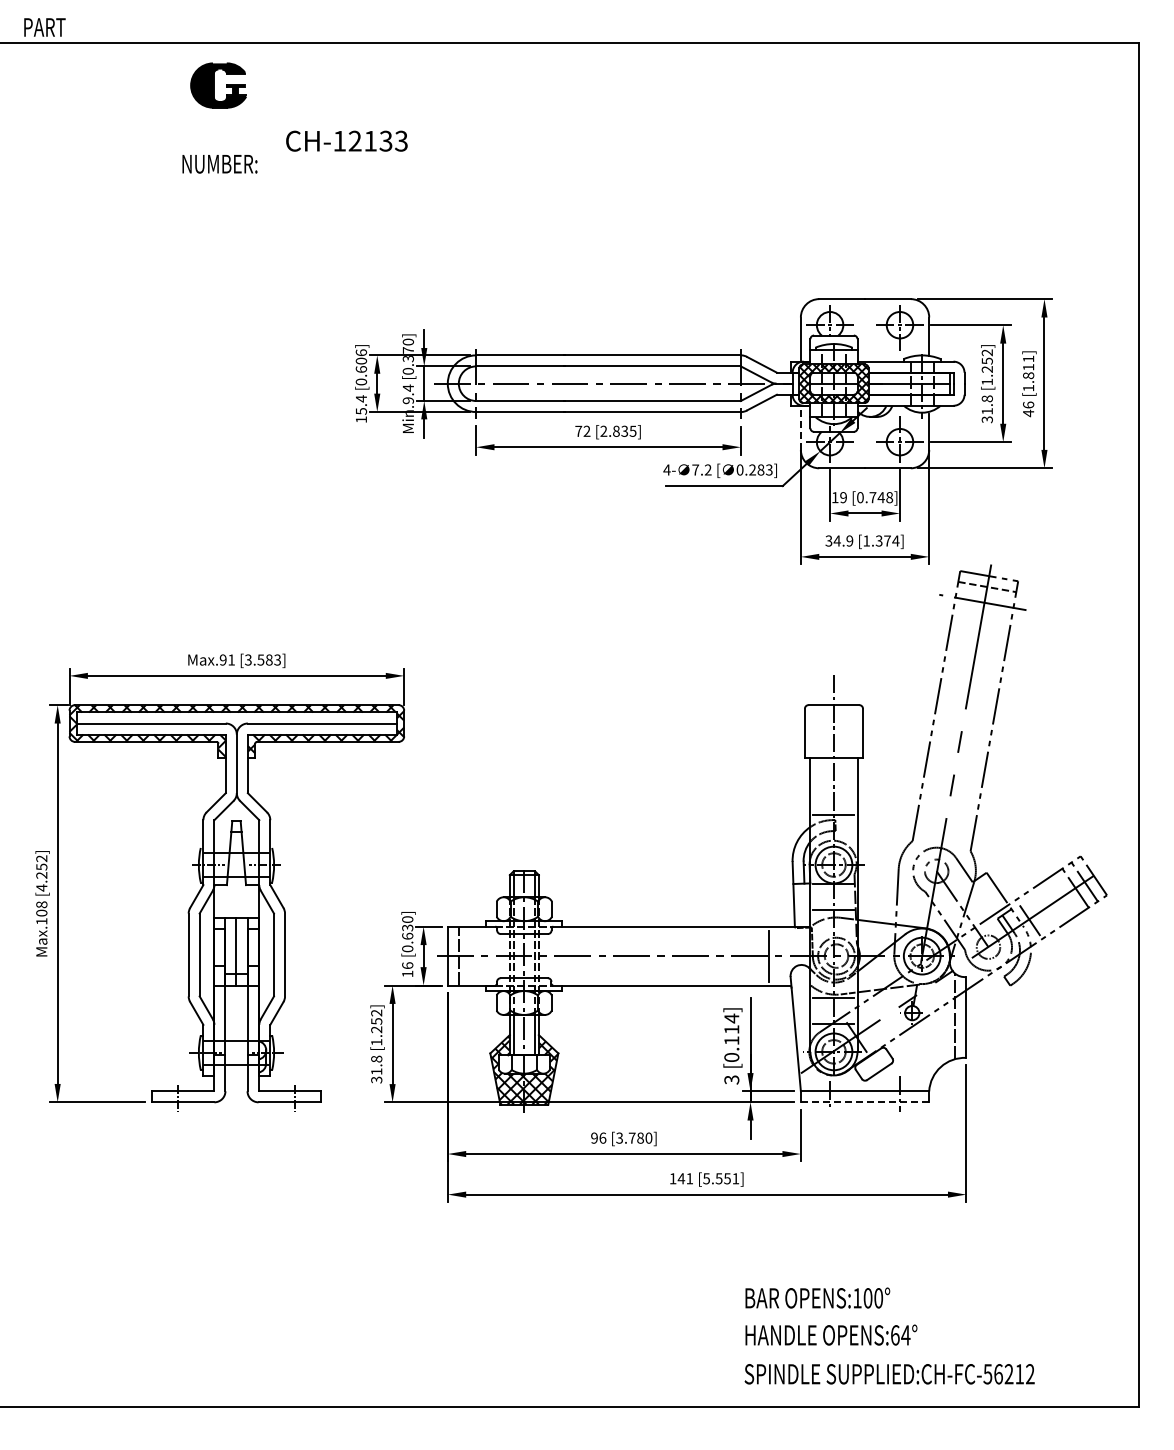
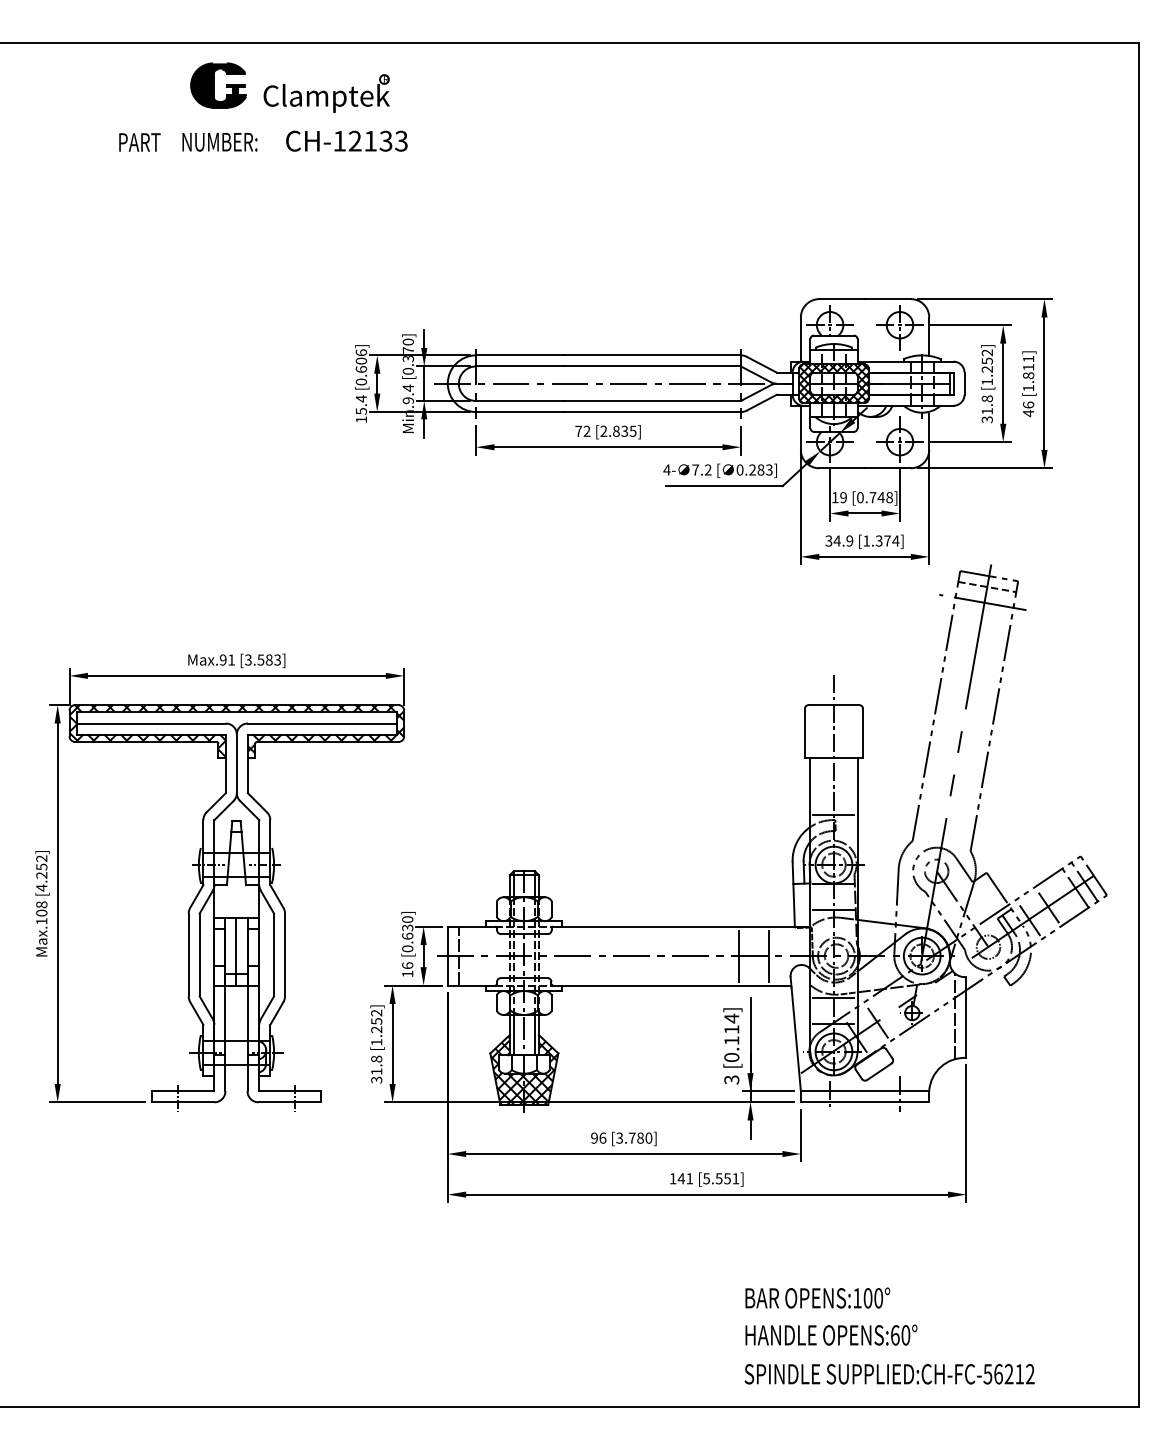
text position: (44, 27) -> (139, 142) (139, 142)
part: none -> present (326, 93)
text position: (219, 164) -> (219, 142) (219, 142)
line: dashed -> solid (800, 427)
line: none -> present (1047, 906)
line: none -> present (739, 956)
line: none -> present (876, 1021)
line: dashed -> solid (865, 1102)
text: OPENS:64° -> OPENS:60° (905, 1335)
